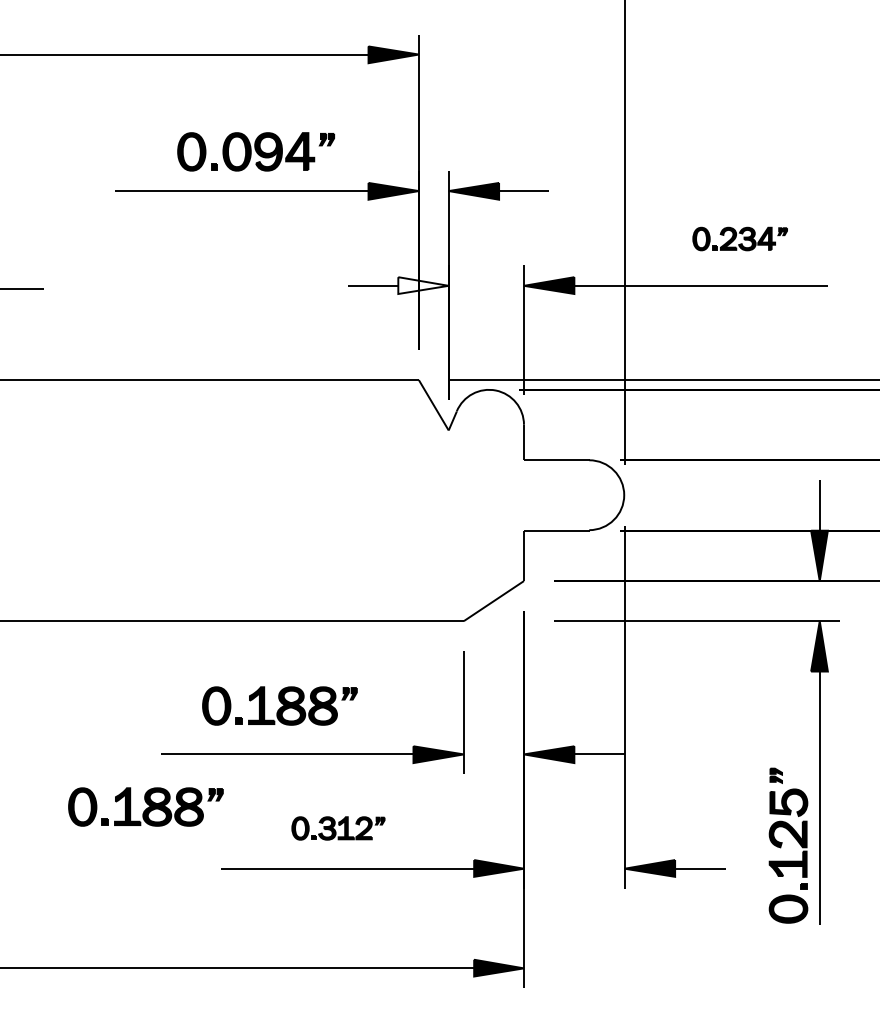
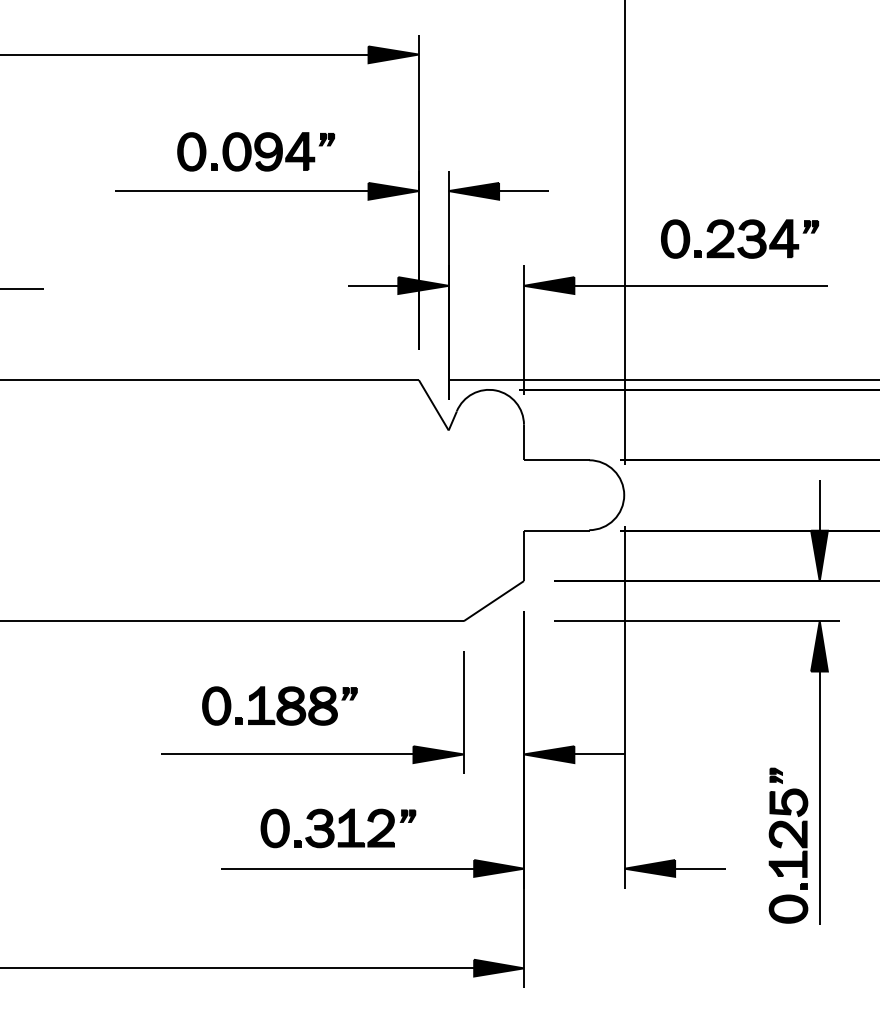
part size: 96x26 px -> 159x40 px (740, 238)
fill: none -> present (423, 285)
part: present -> none (145, 806)
part size: 95x25 px -> 157x41 px (338, 828)
